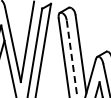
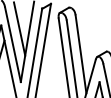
line: none -> present (19, 28)
line: dashed -> solid (72, 58)
